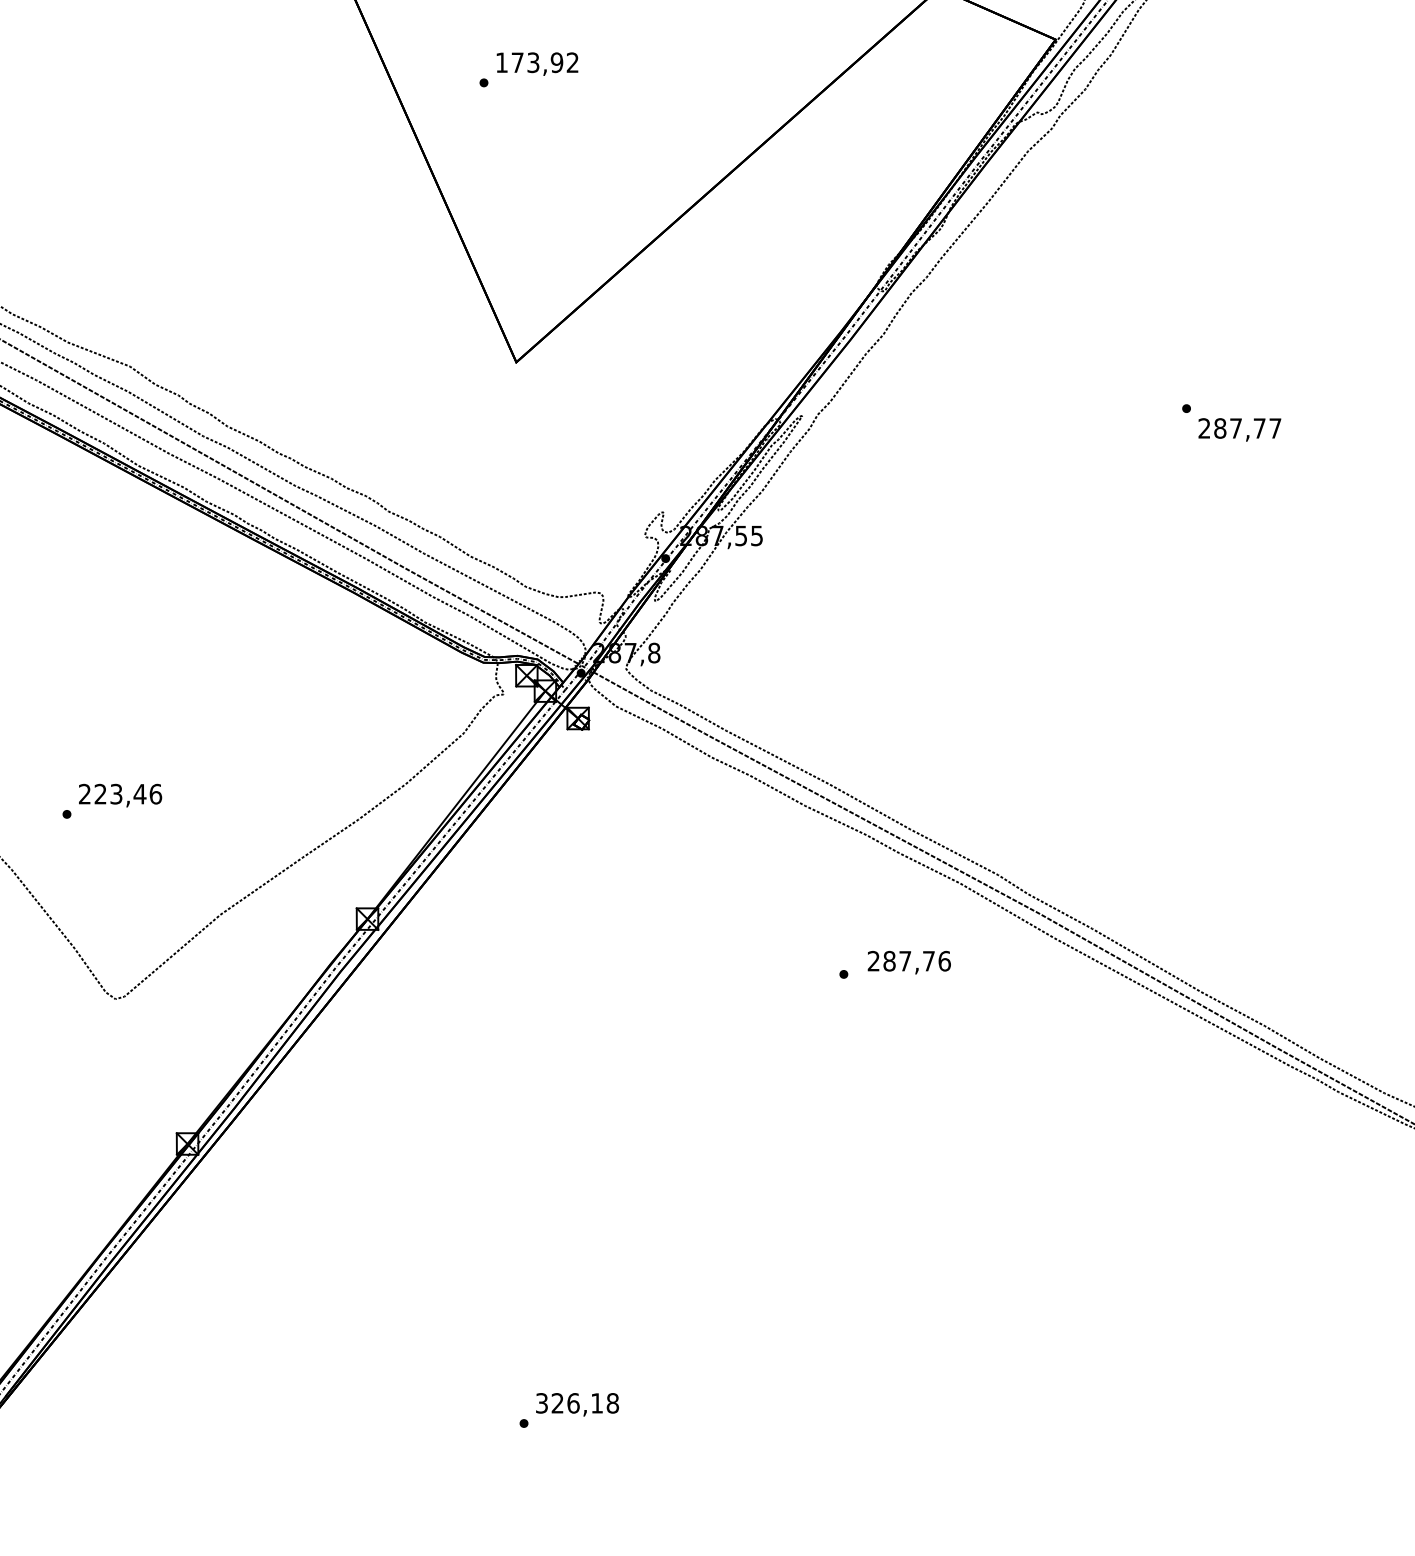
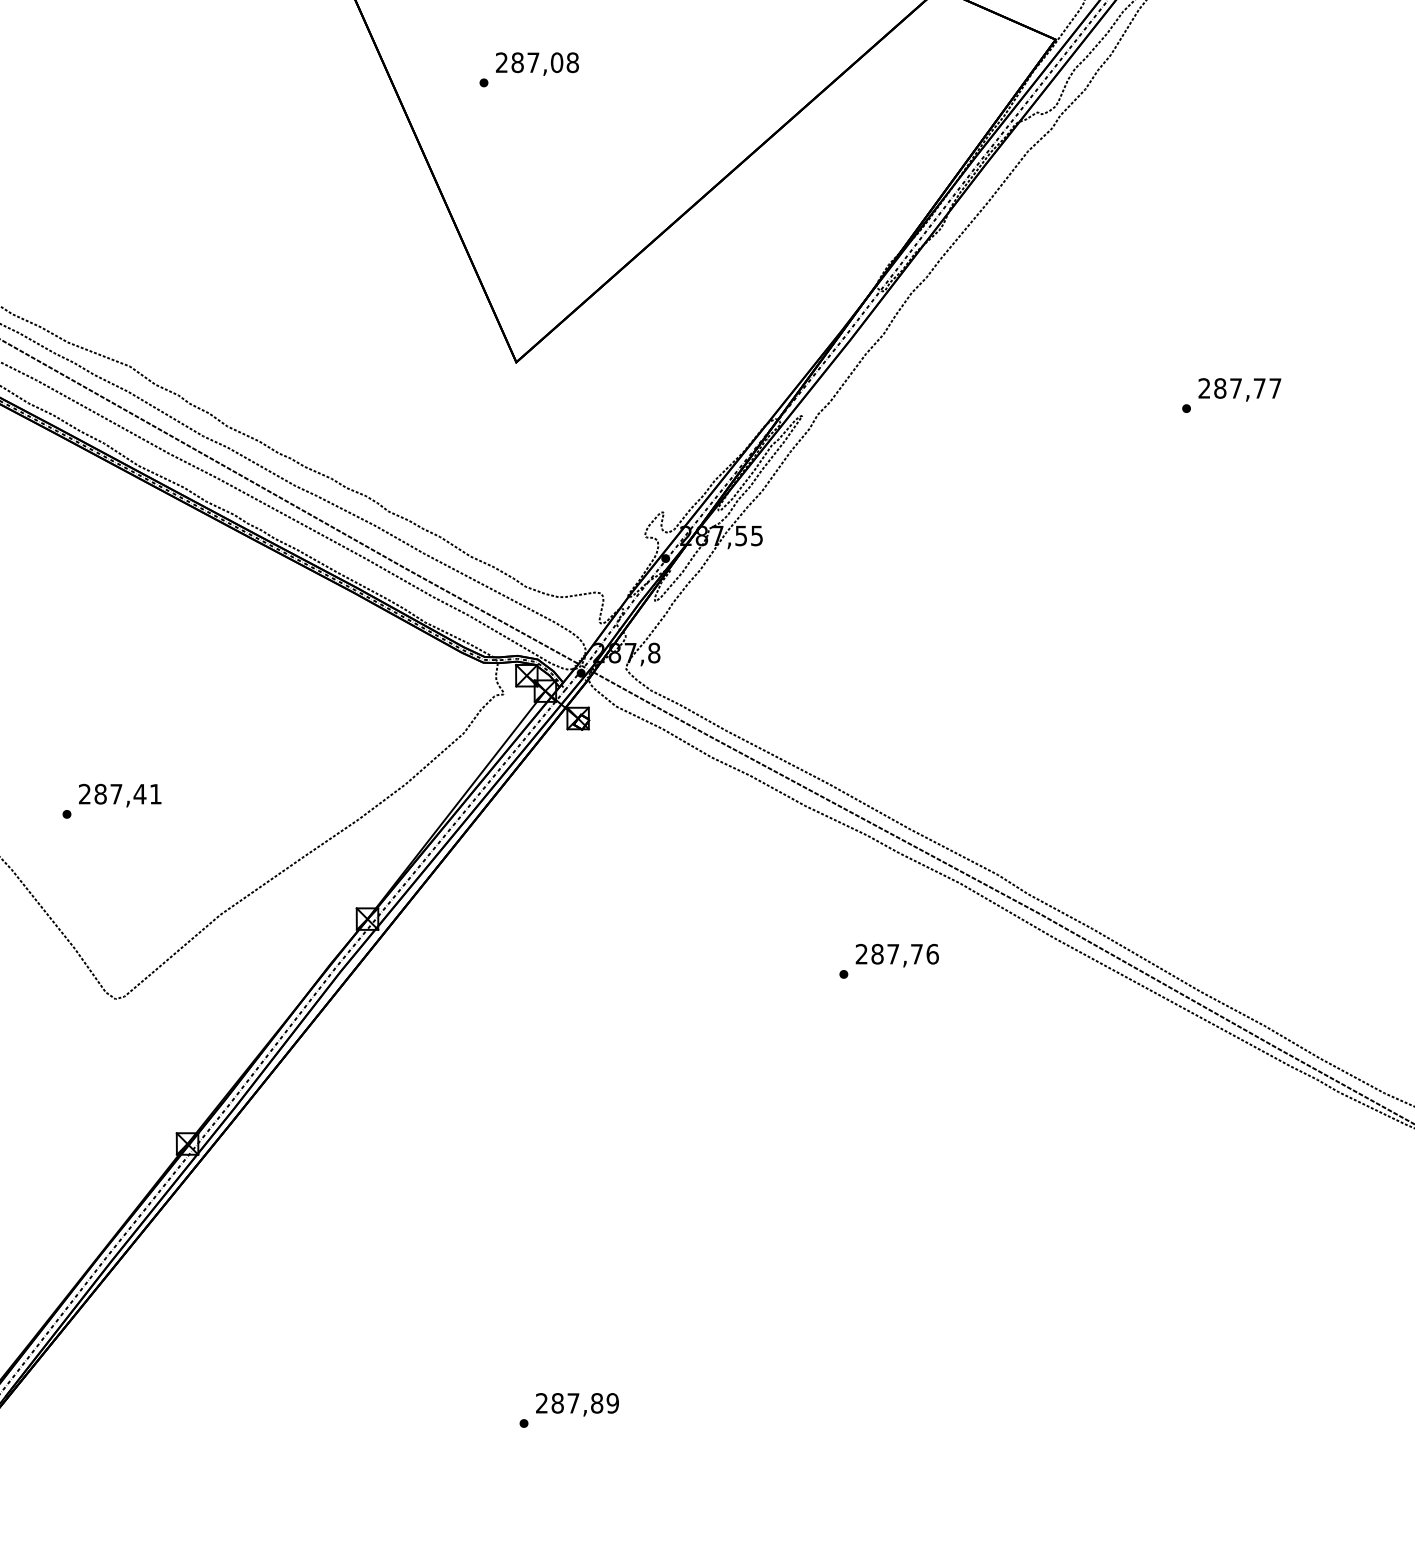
text: 173,92 -> 287,08 (537, 62)
text position: (1239, 429) -> (1239, 389) (1239, 389)
text: 223,46 -> 287,41 (128, 793)
text position: (908, 962) -> (896, 955) (896, 955)
text: 326,18 -> 287,89 (577, 1403)
